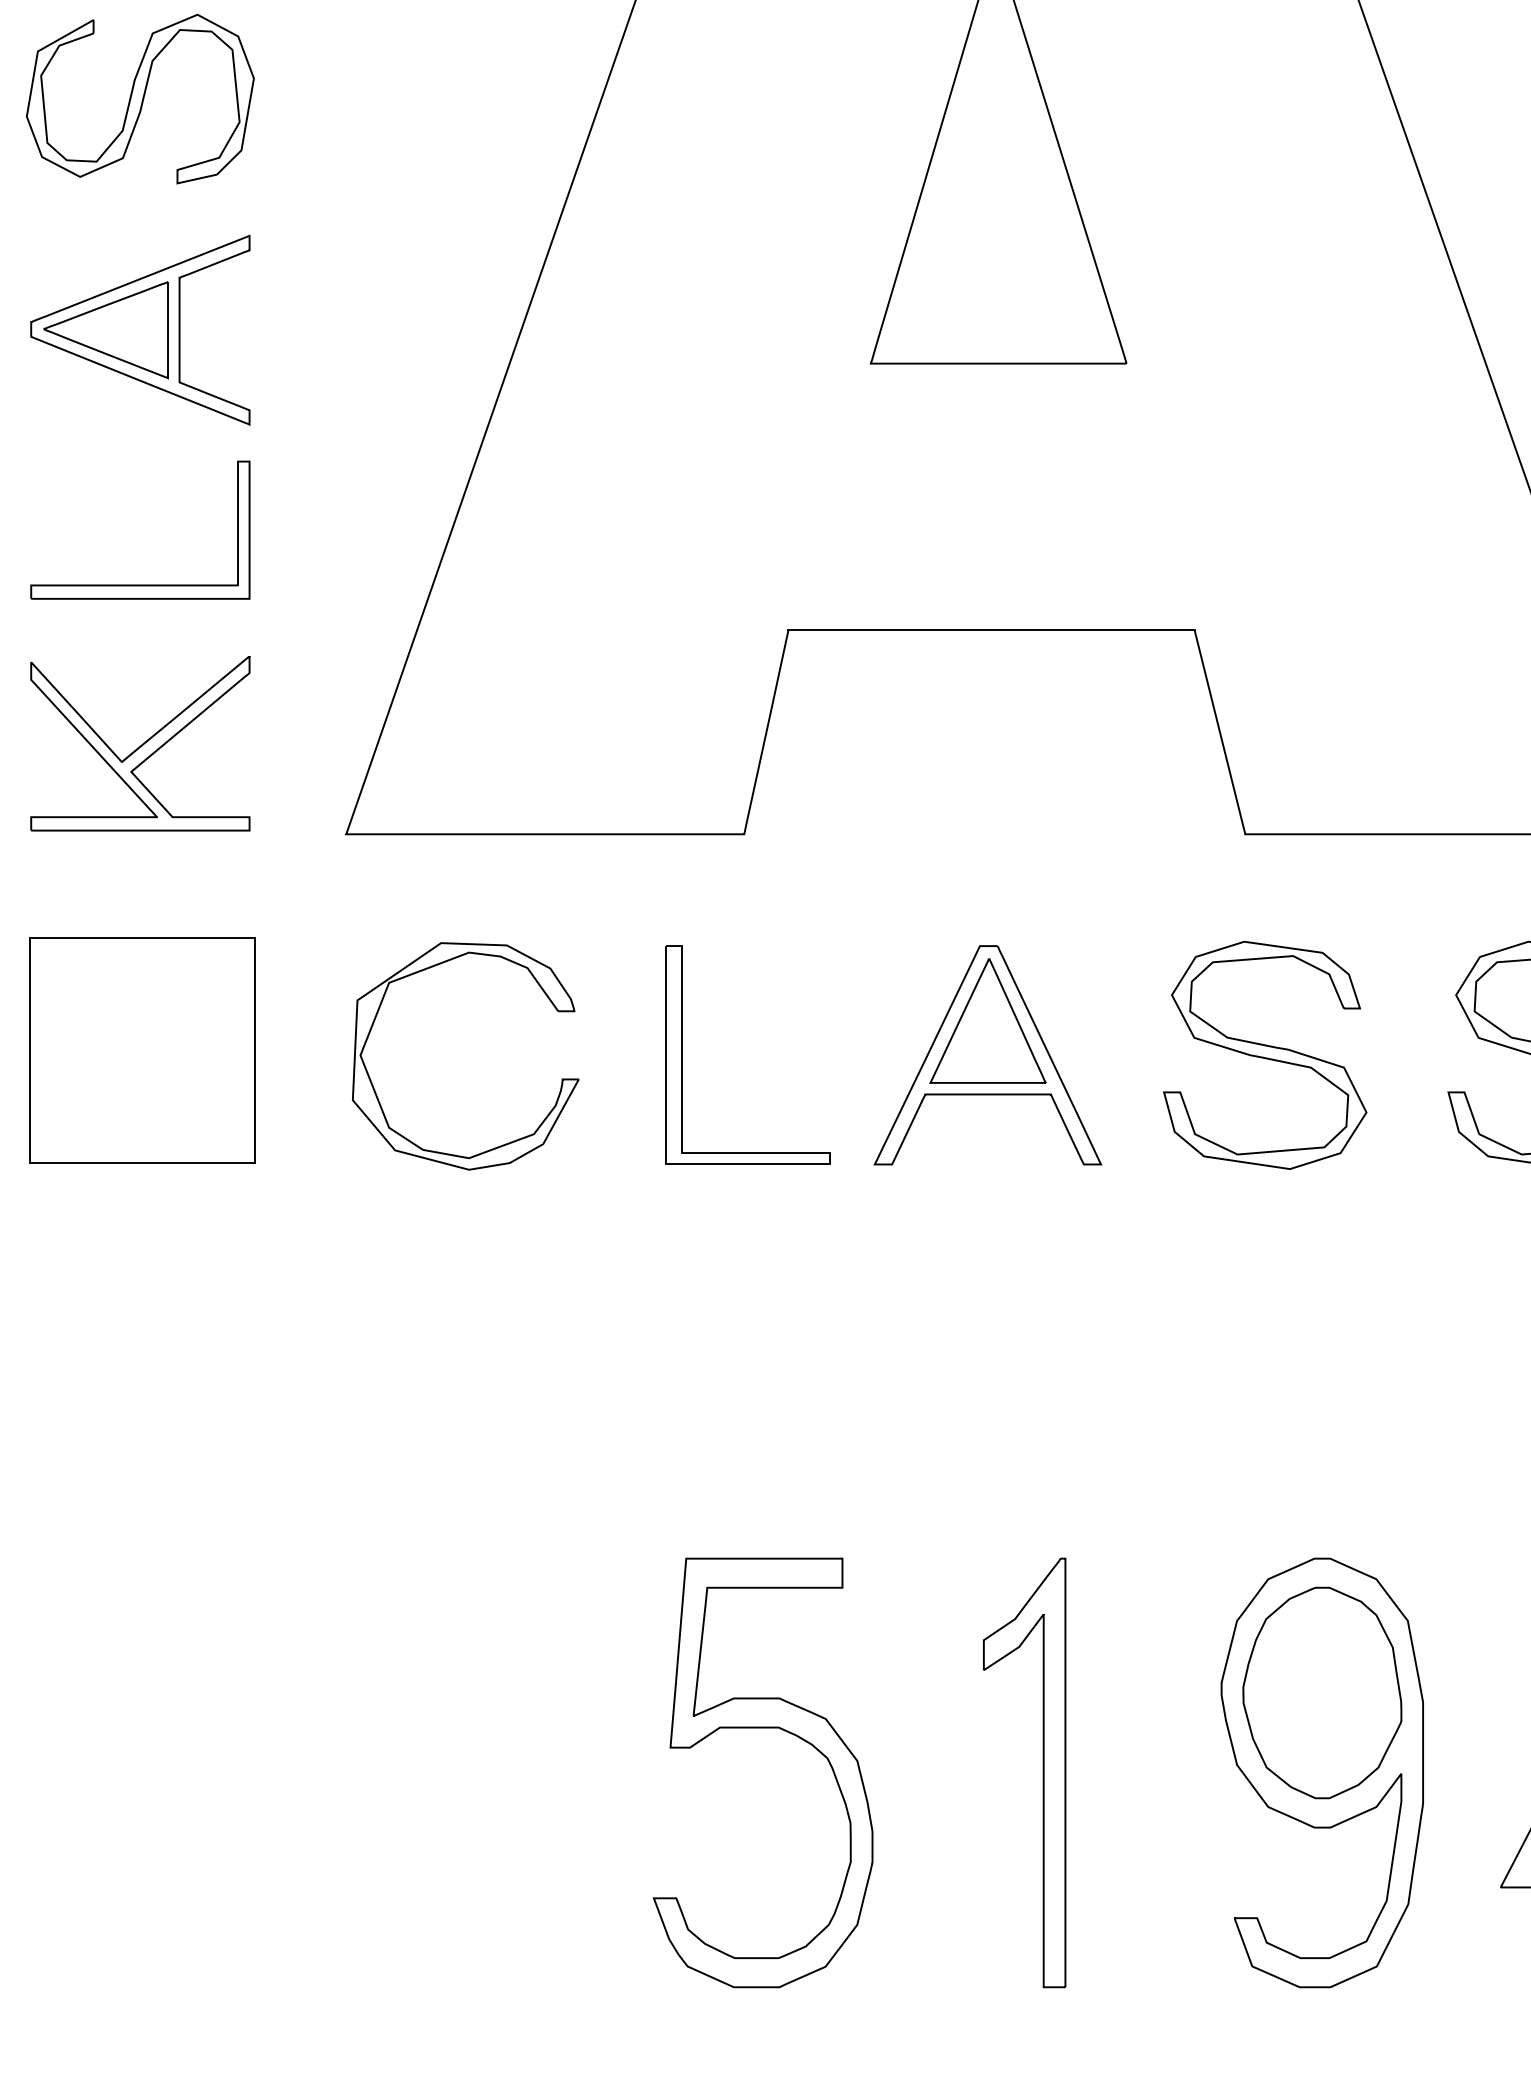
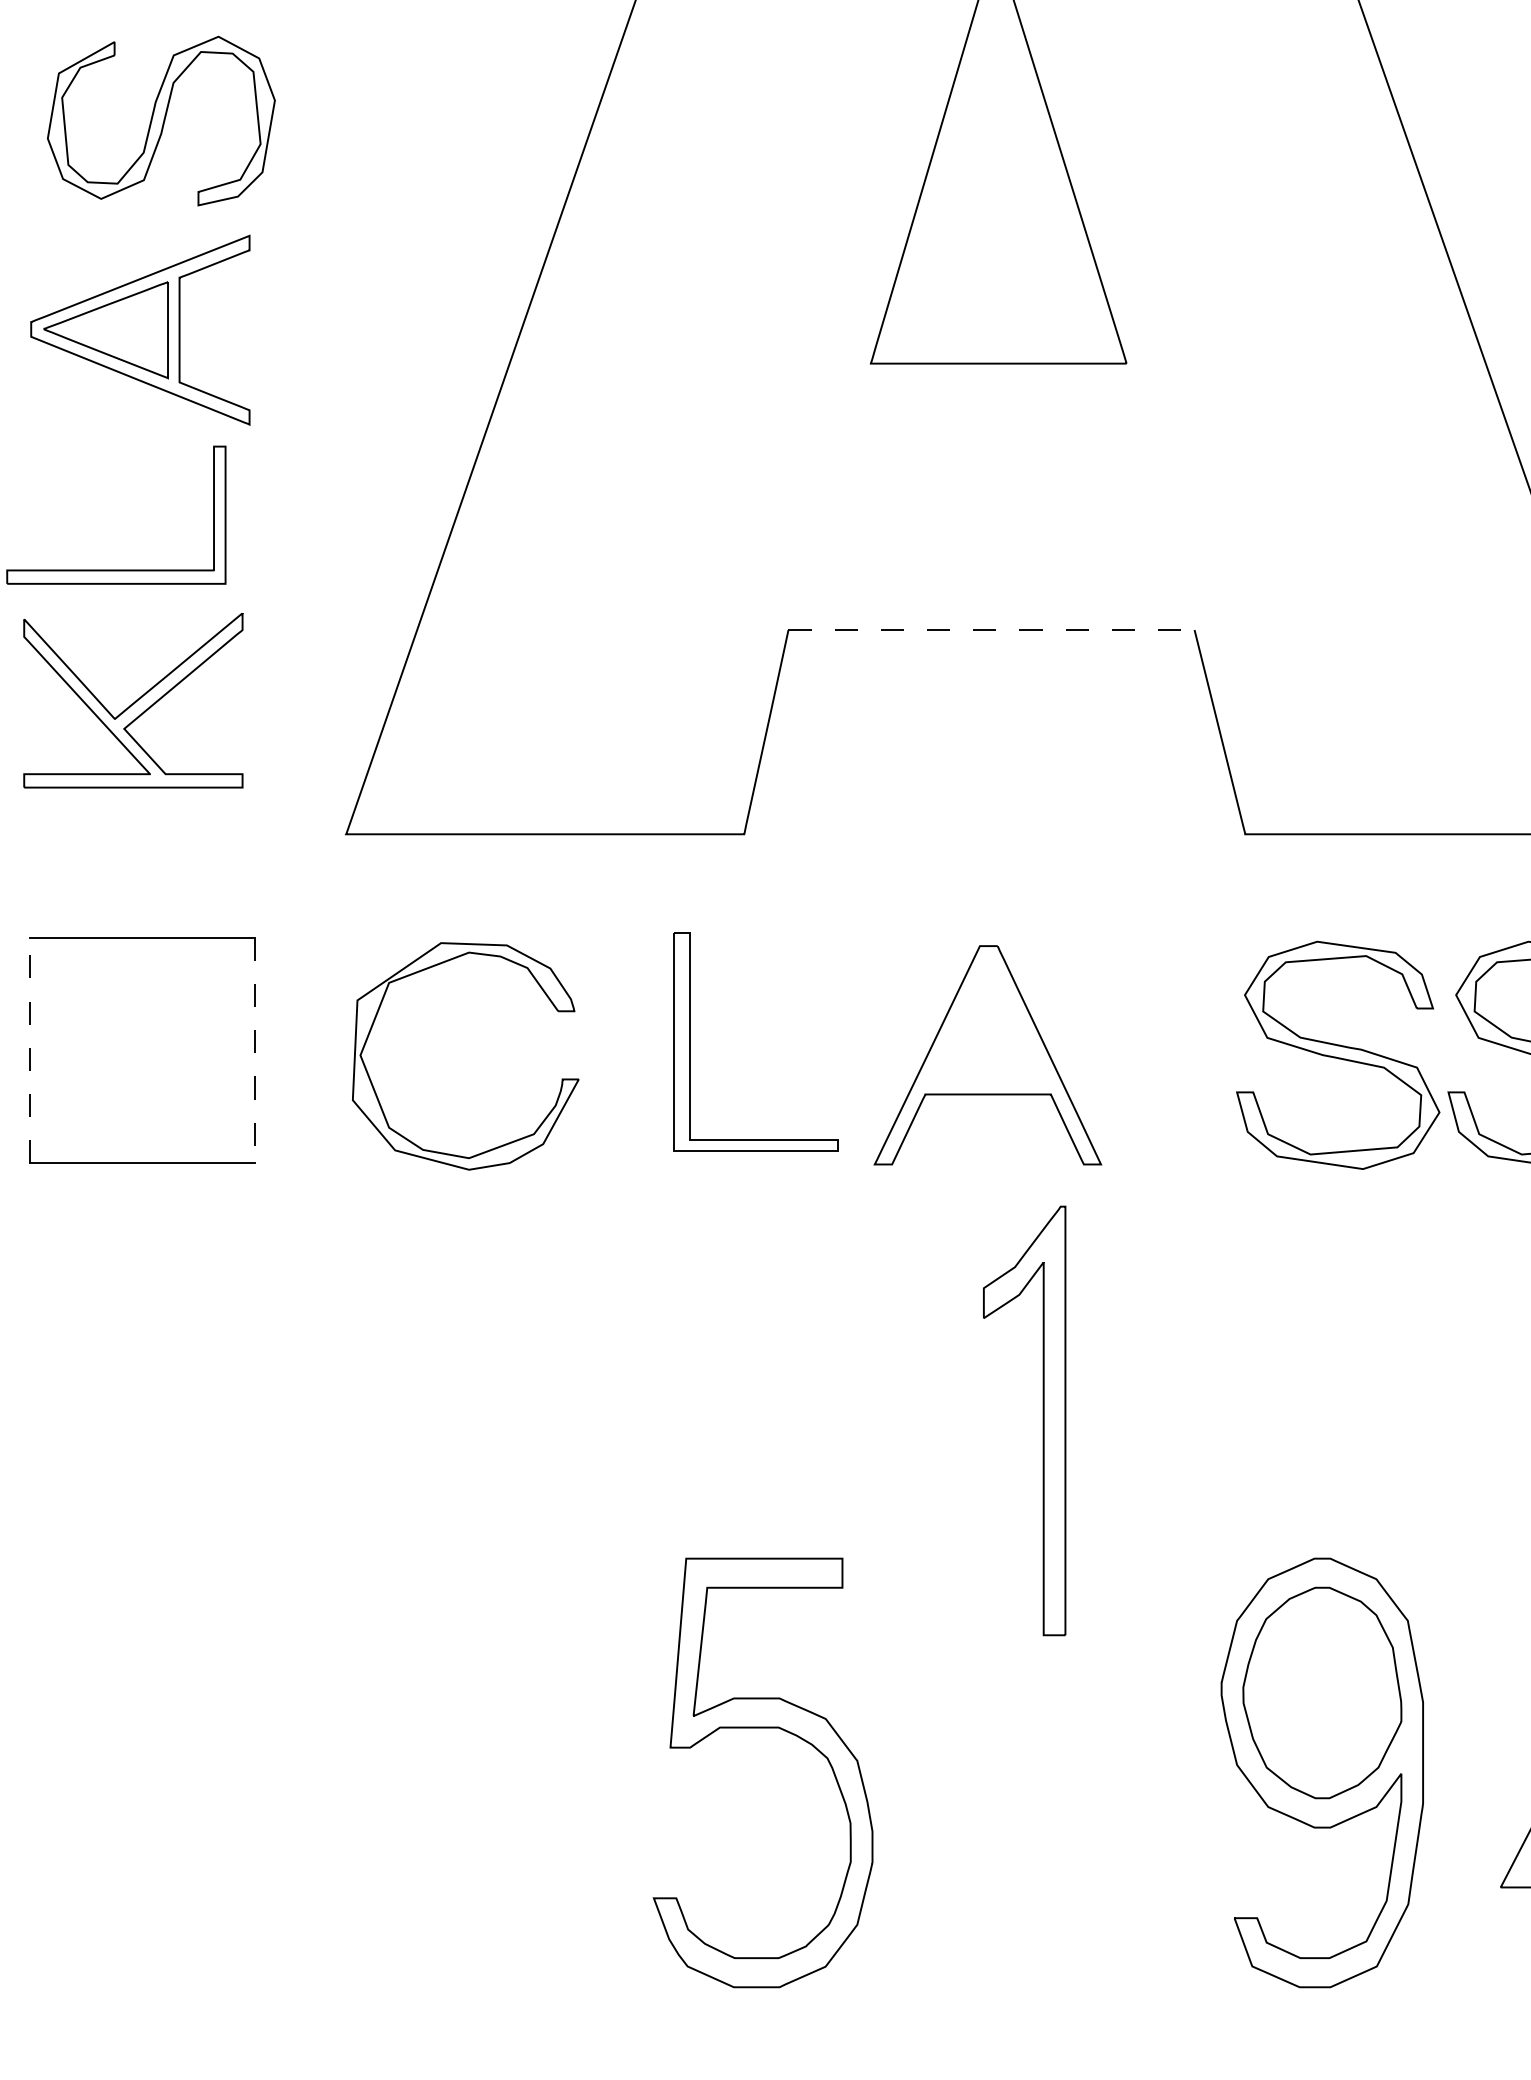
part position: (140, 98) -> (161, 120) (161, 120)
part position: (140, 584) -> (116, 569) (116, 569)
line: solid -> dashed (991, 630)
part position: (140, 743) -> (133, 700) (133, 700)
part: present -> none (987, 1020)
line: solid -> dashed (30, 1050)
line: solid -> dashed (255, 1050)
part position: (682, 1054) -> (690, 1041) (690, 1041)
part position: (1265, 1054) -> (1338, 1054) (1338, 1054)
part position: (1042, 1772) -> (1042, 1420) (1042, 1420)
